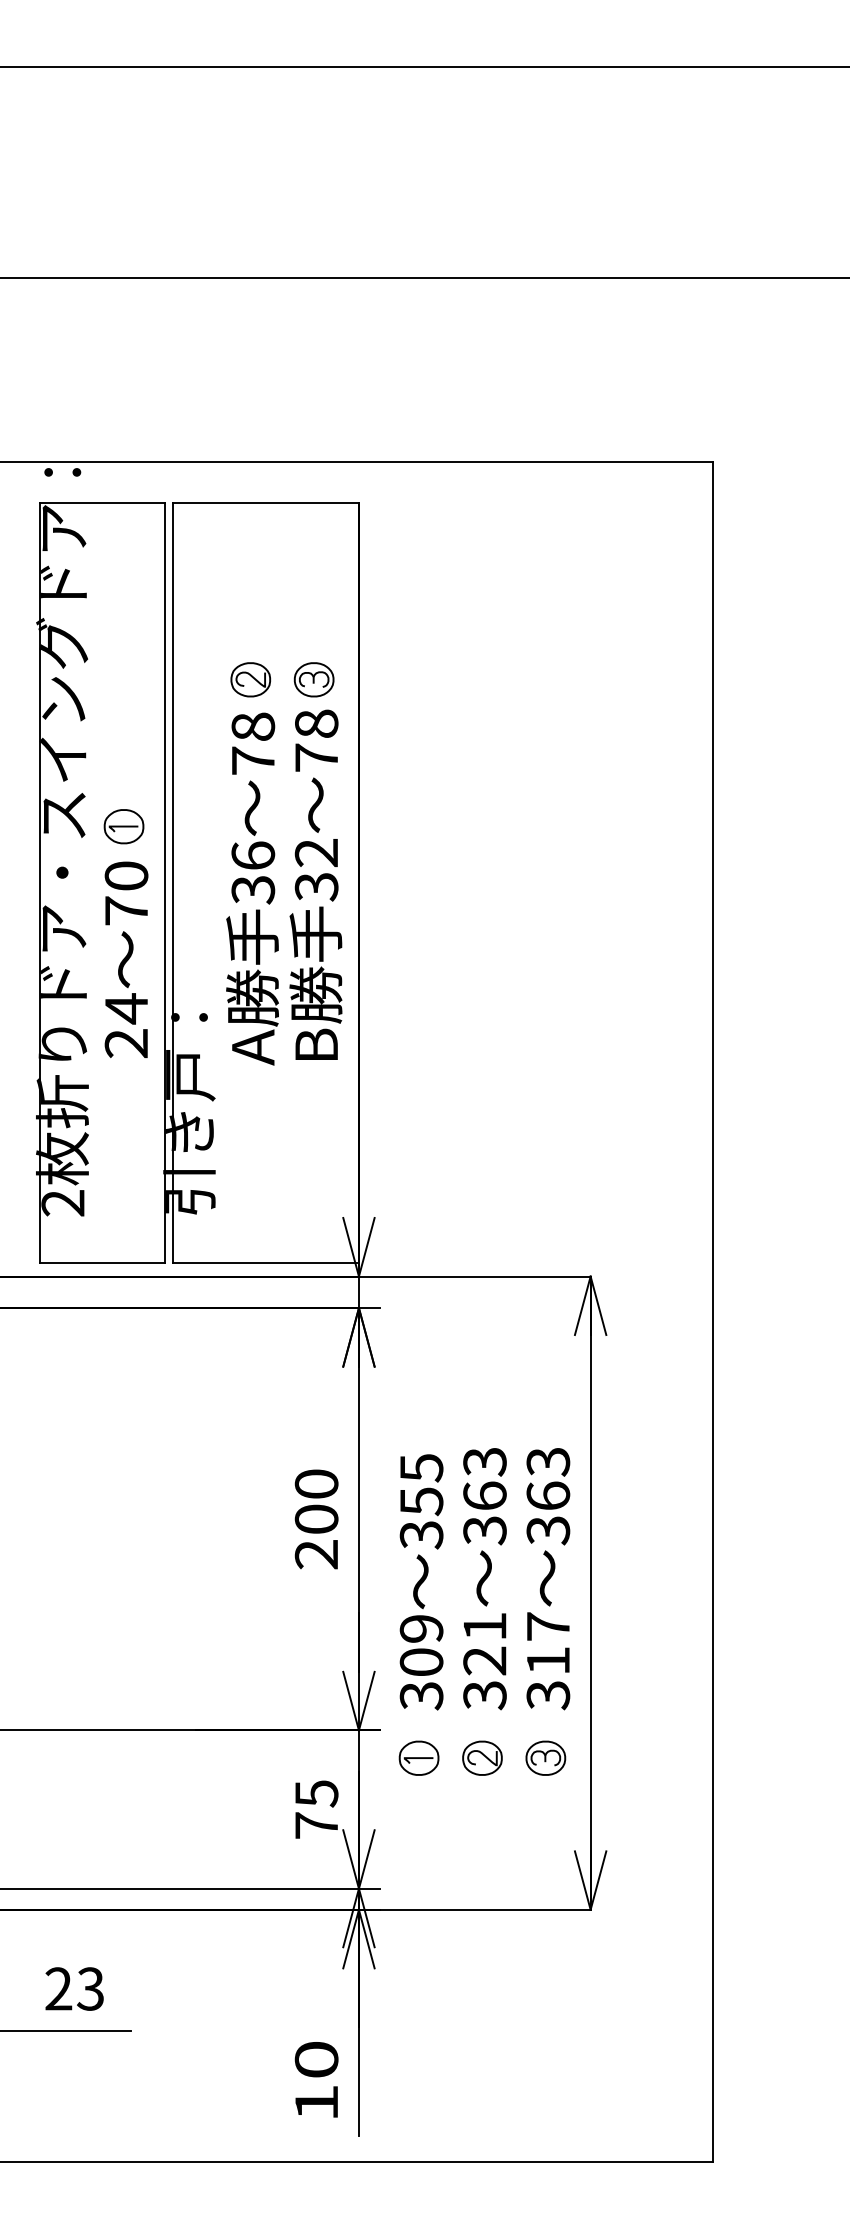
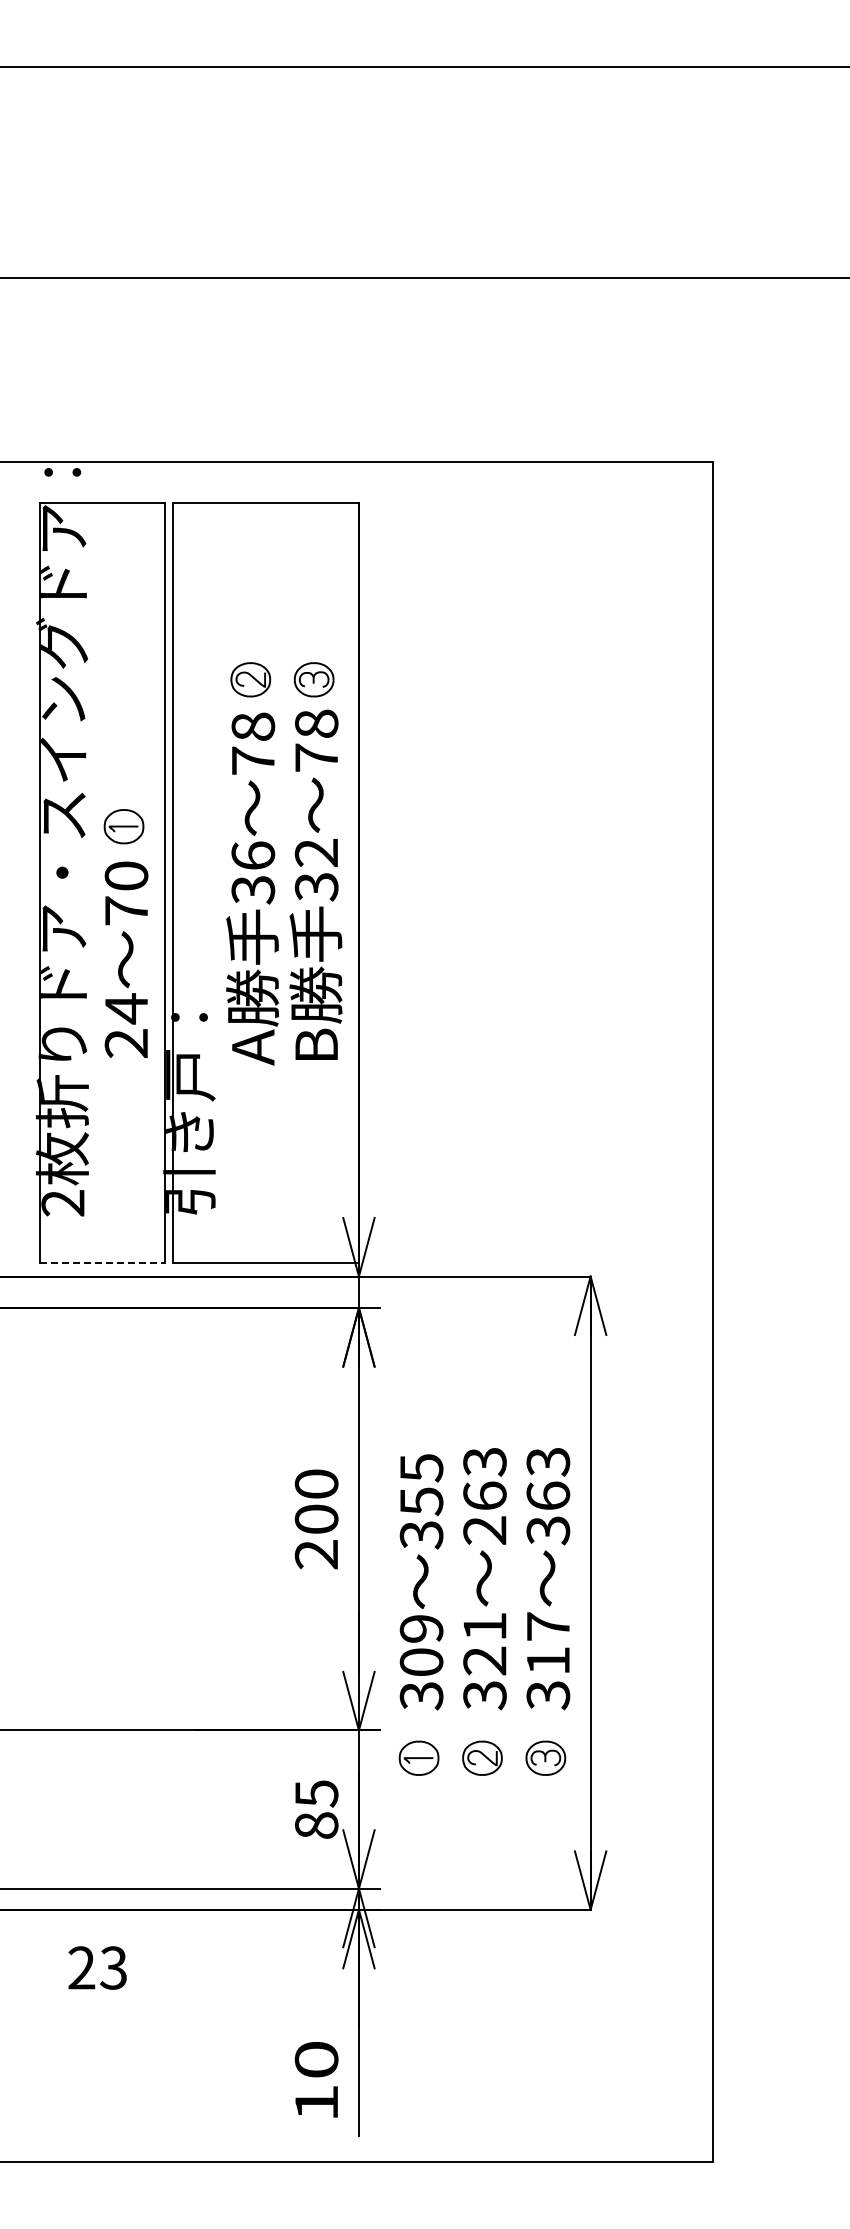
line: solid -> dashed (102, 1263)
text: 363 -> 263 (484, 1530)
text: 75 -> 85 (316, 1825)
text position: (74, 1988) -> (97, 1967) (97, 1967)
line: present -> none (66, 2031)
